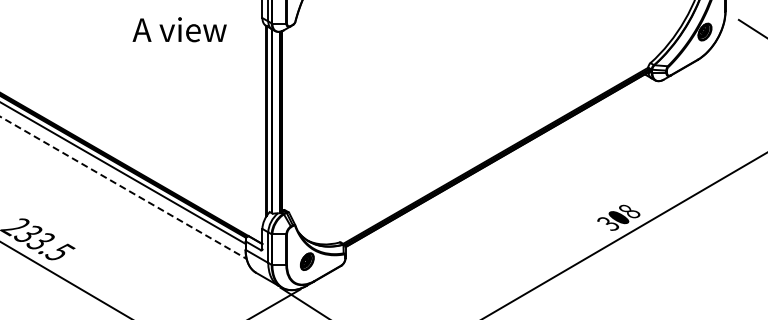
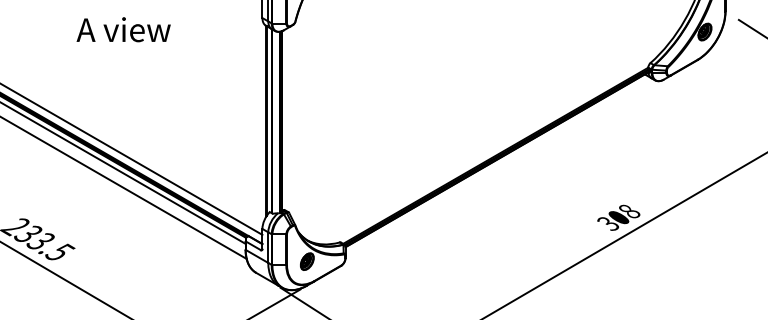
text position: (179, 29) -> (123, 29) (123, 29)
line: none -> present (132, 159)
line: dashed -> solid (123, 187)
